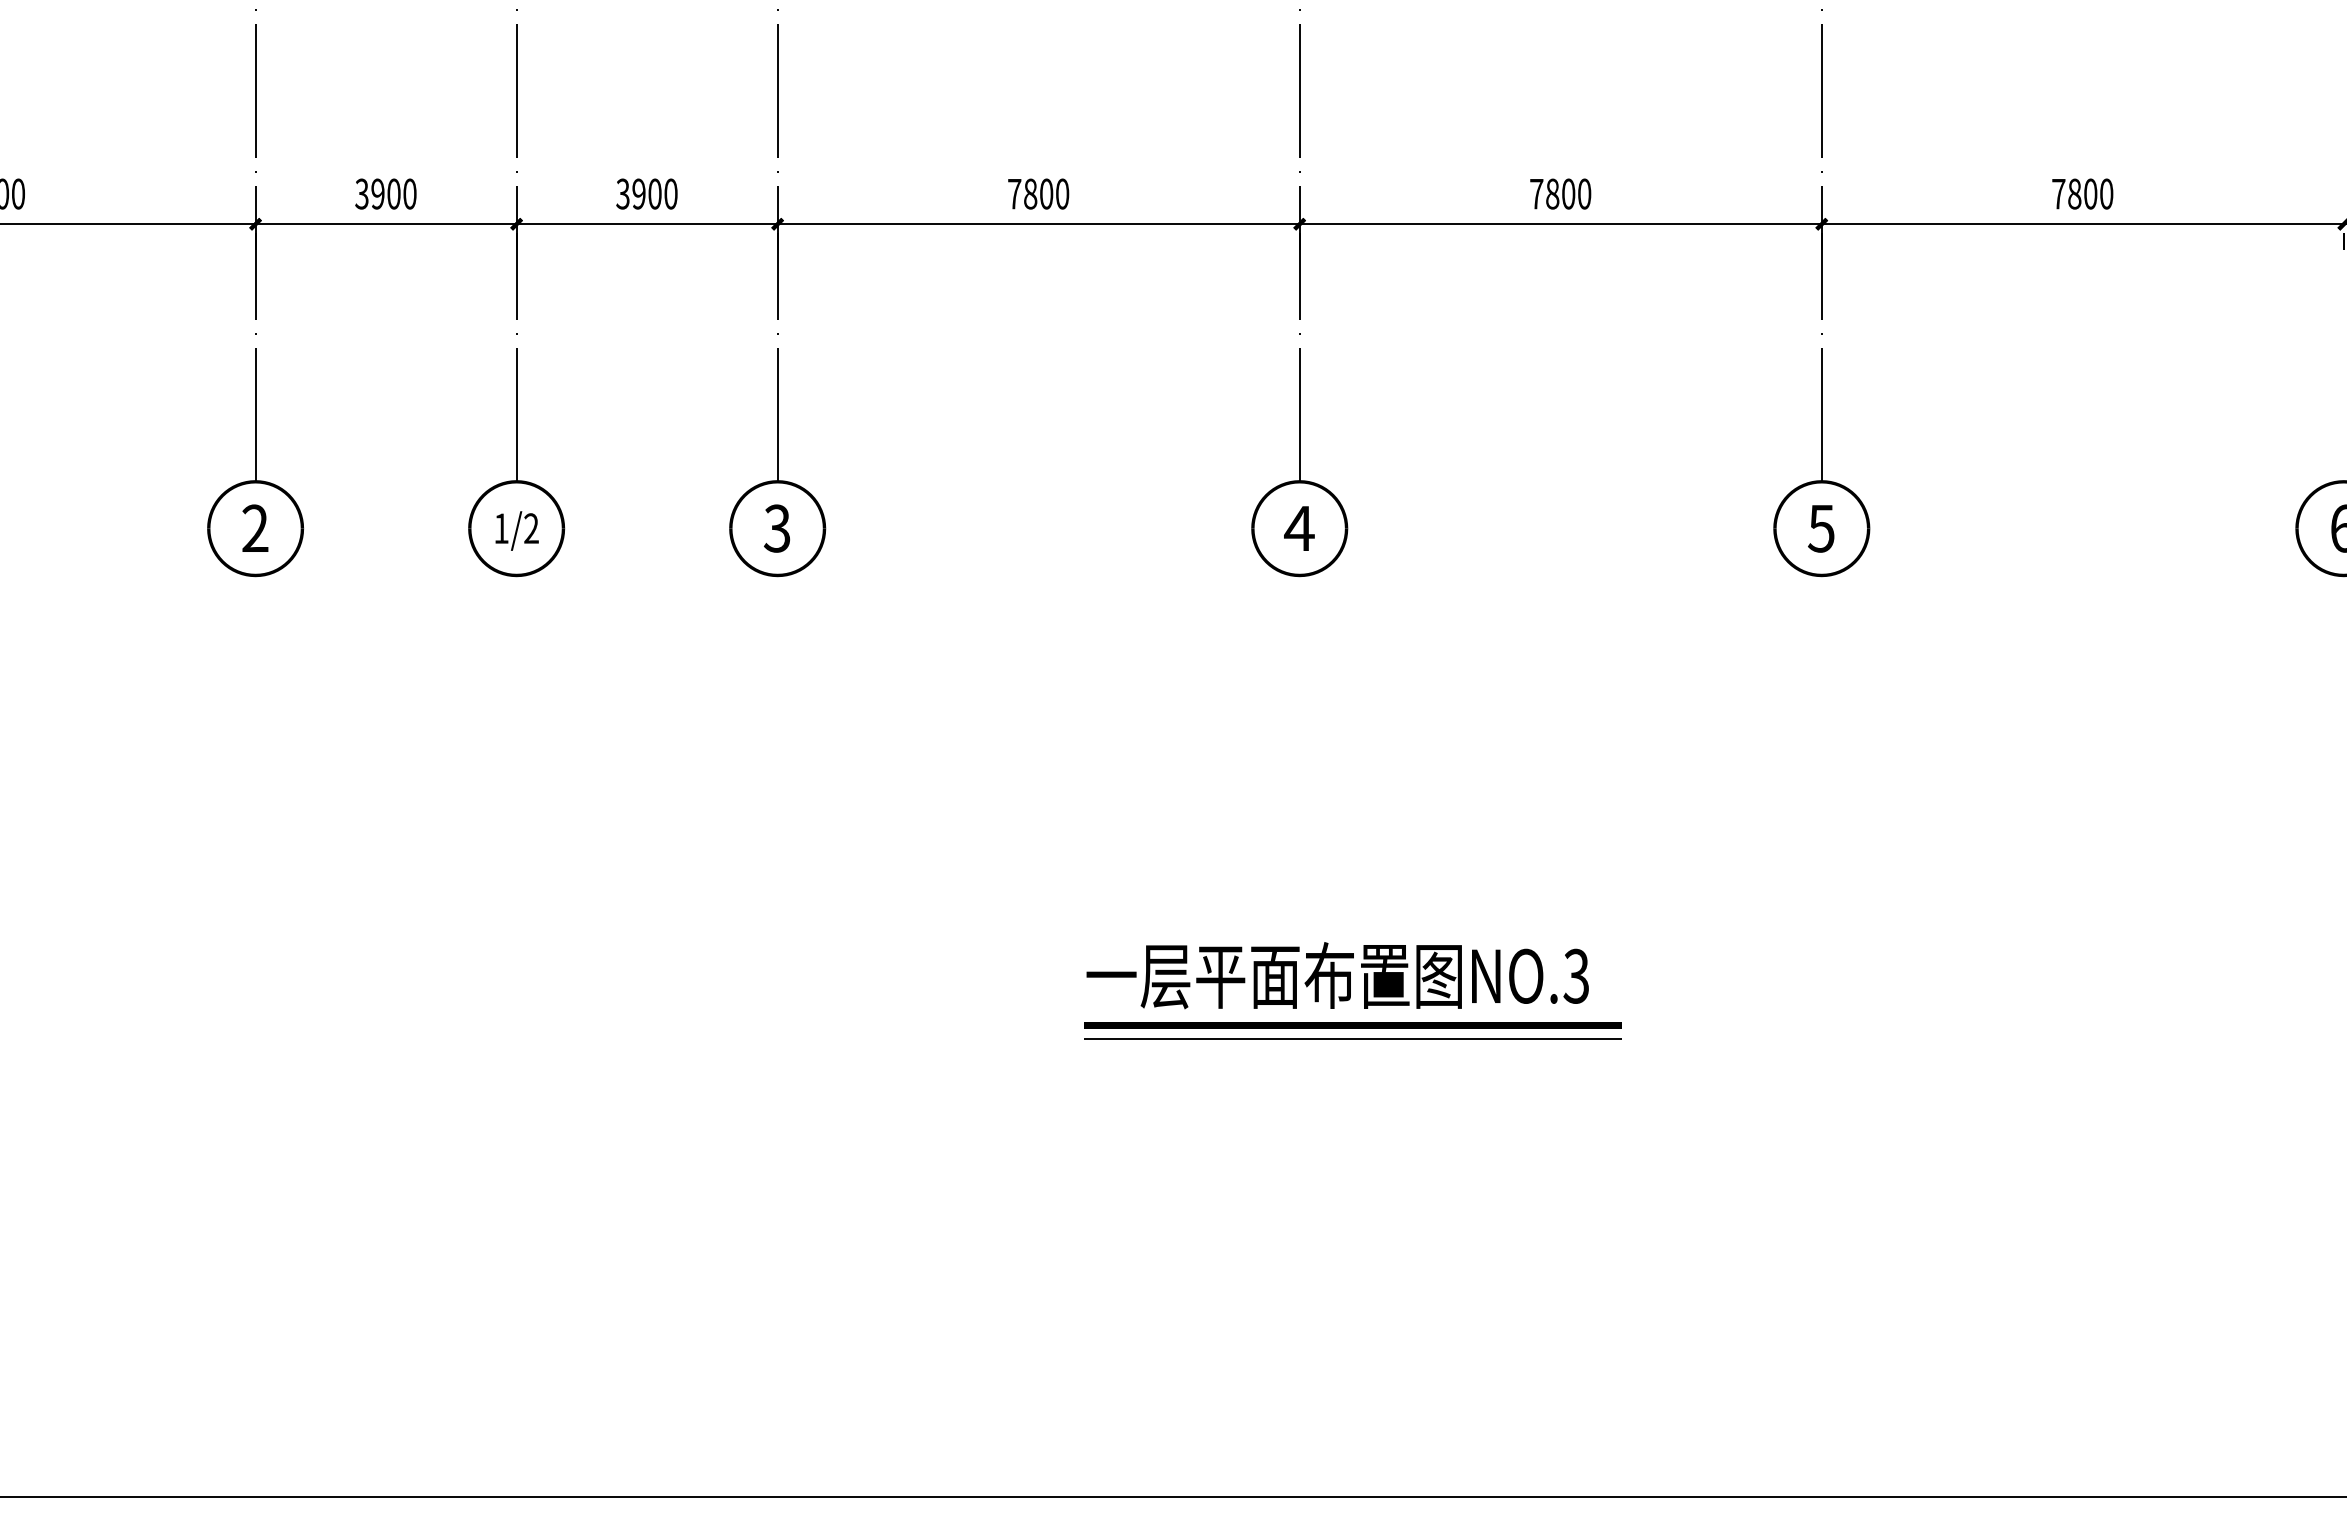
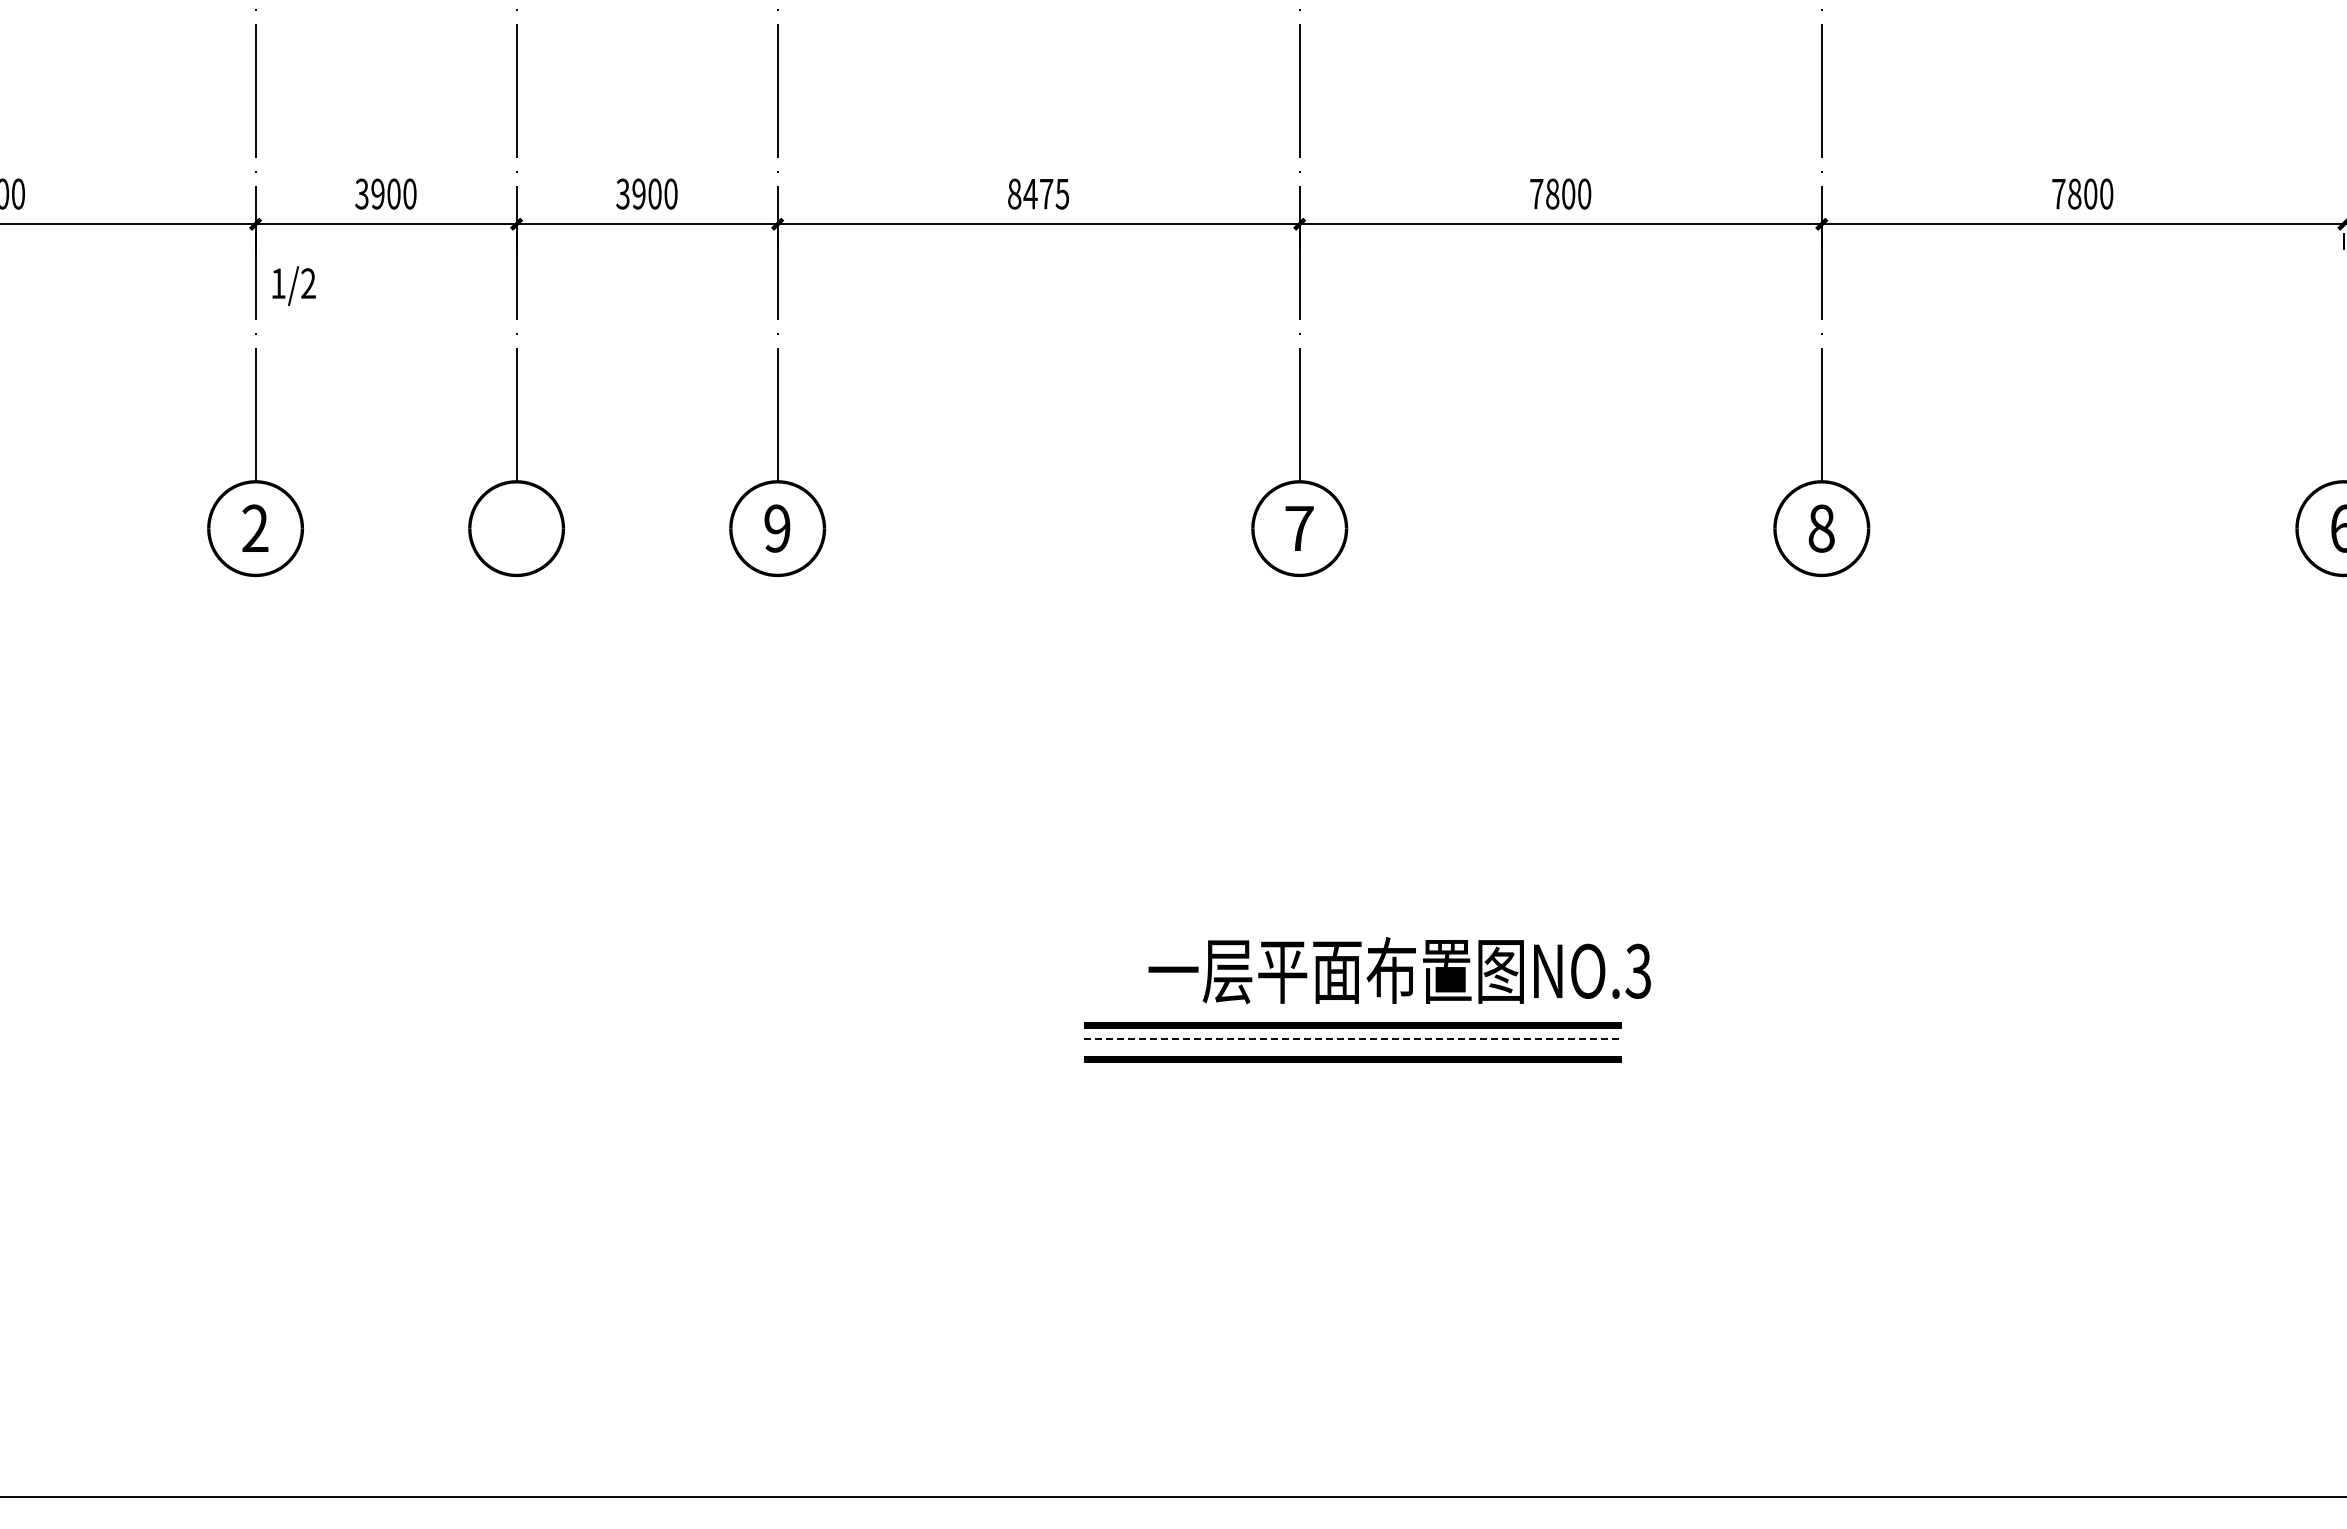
text: 7800 -> 8475 (1038, 193)
text: 3 -> 9 (776, 528)
text: 4 -> 7 (1299, 528)
text: 5 -> 8 (1821, 528)
text position: (516, 530) -> (293, 285) (293, 285)
text position: (1337, 975) -> (1399, 970) (1399, 970)
line: solid -> dashed (1353, 1039)
line: none -> present (1352, 1059)
